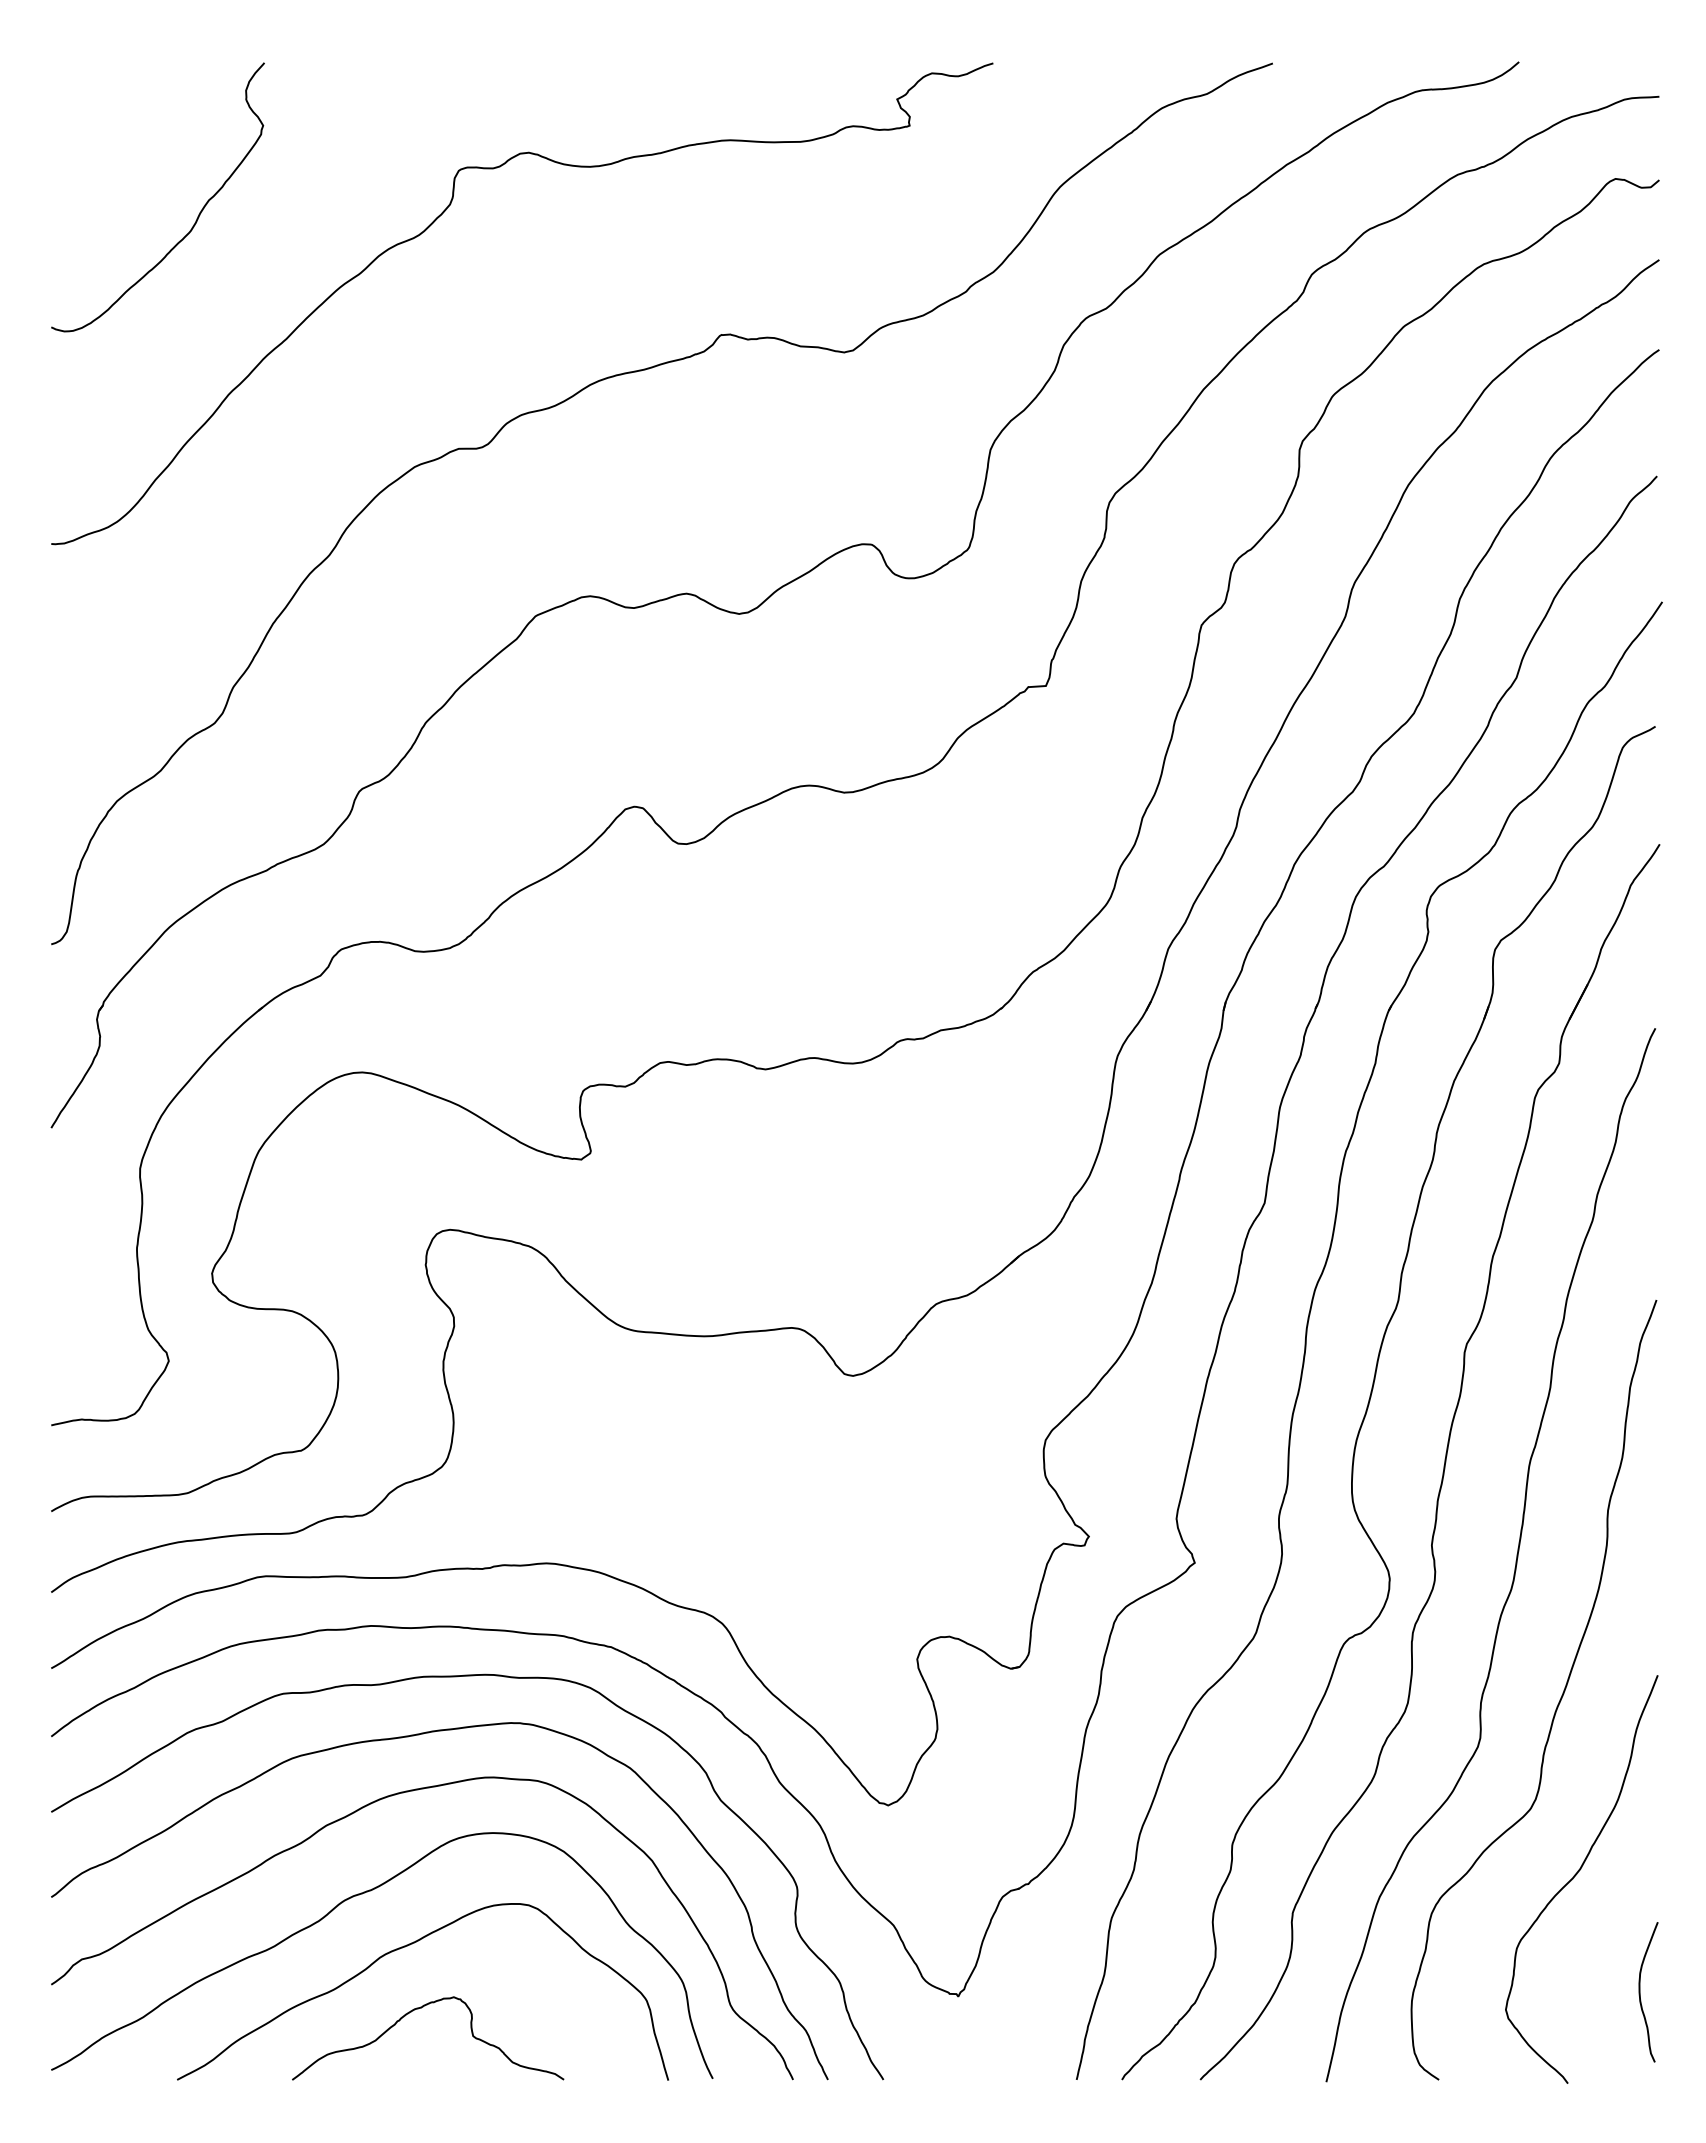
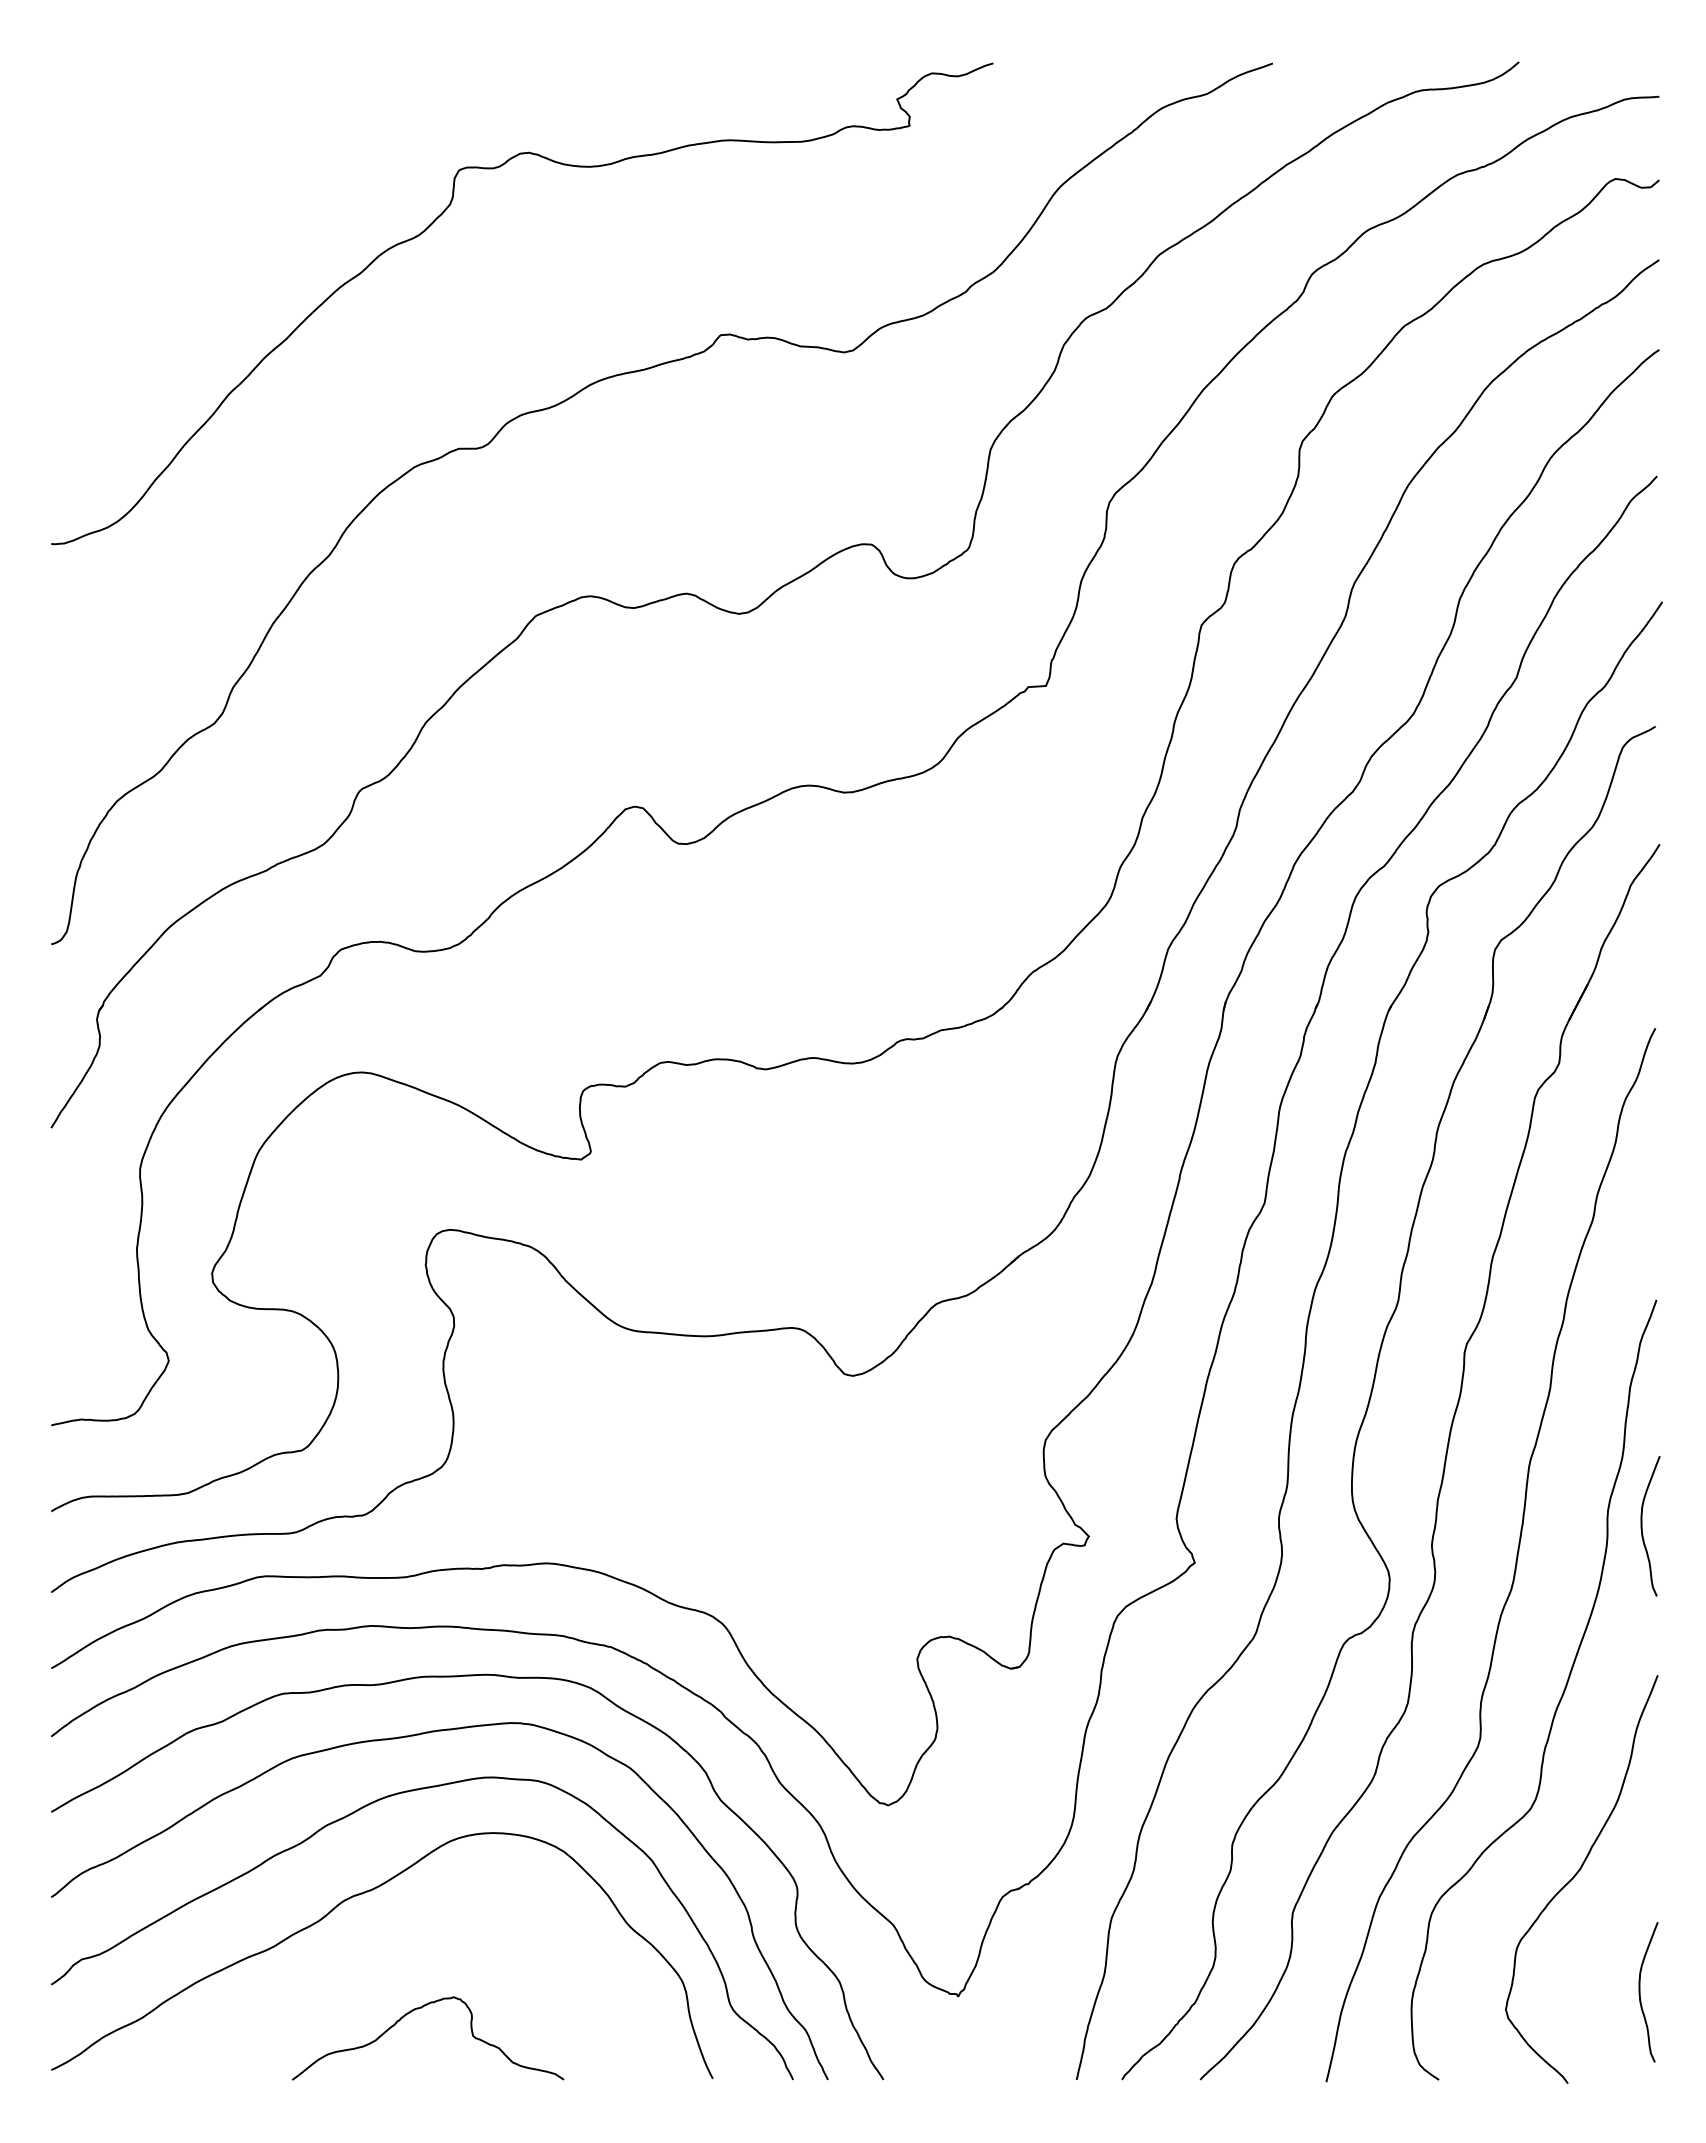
curve: present -> none (197, 216)
curve: none -> present (1642, 1526)
curve: present -> none (405, 1947)
